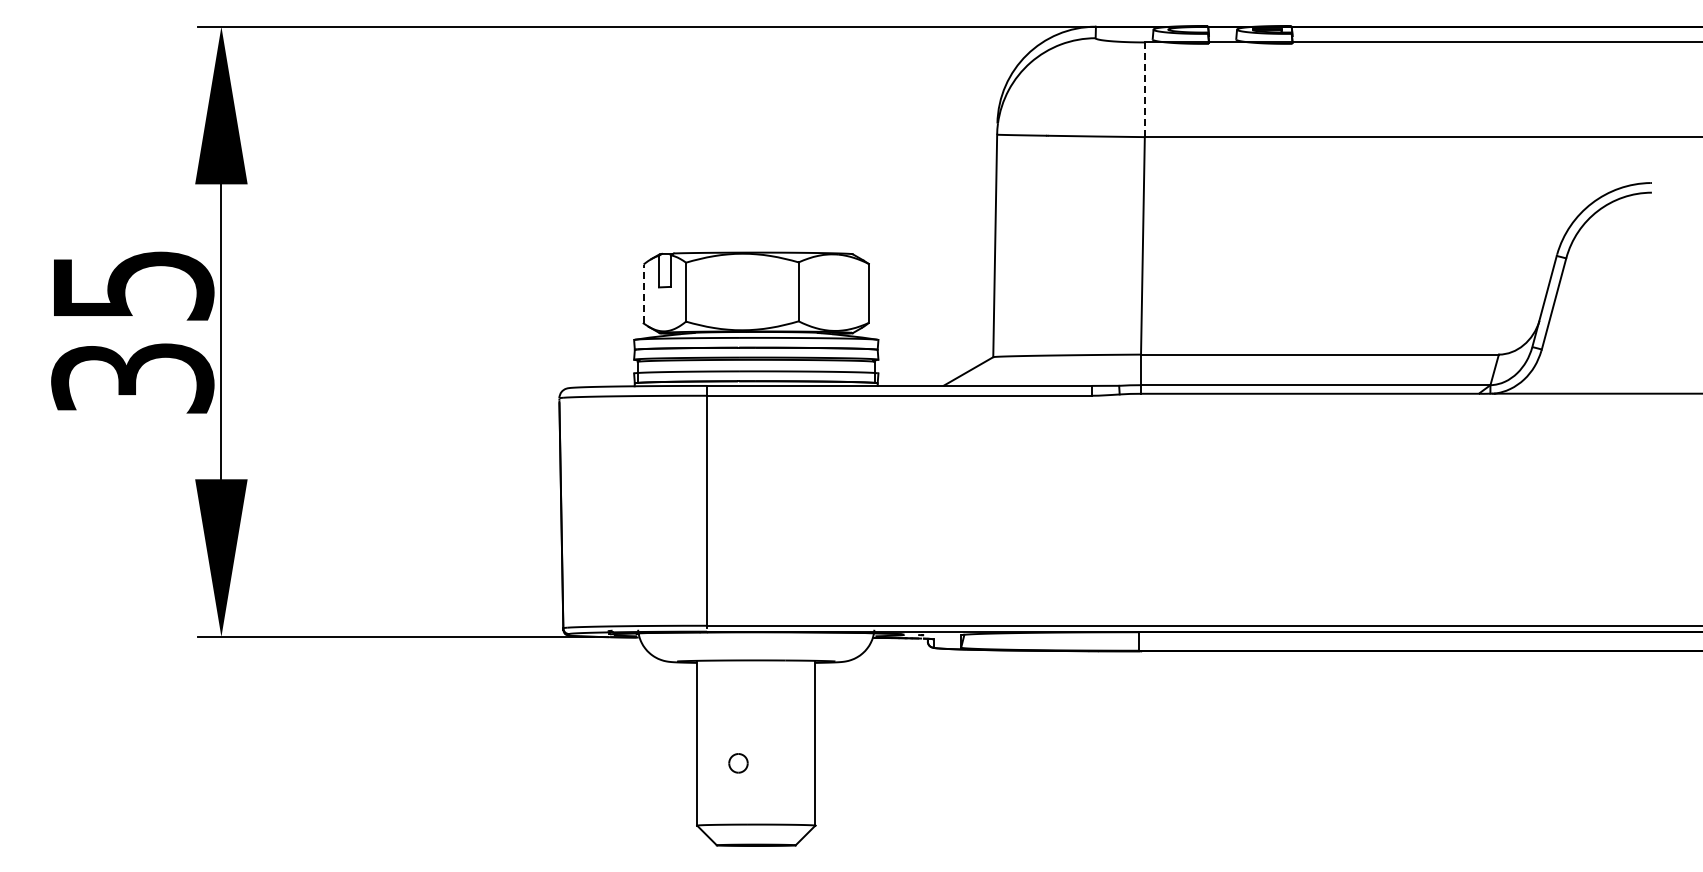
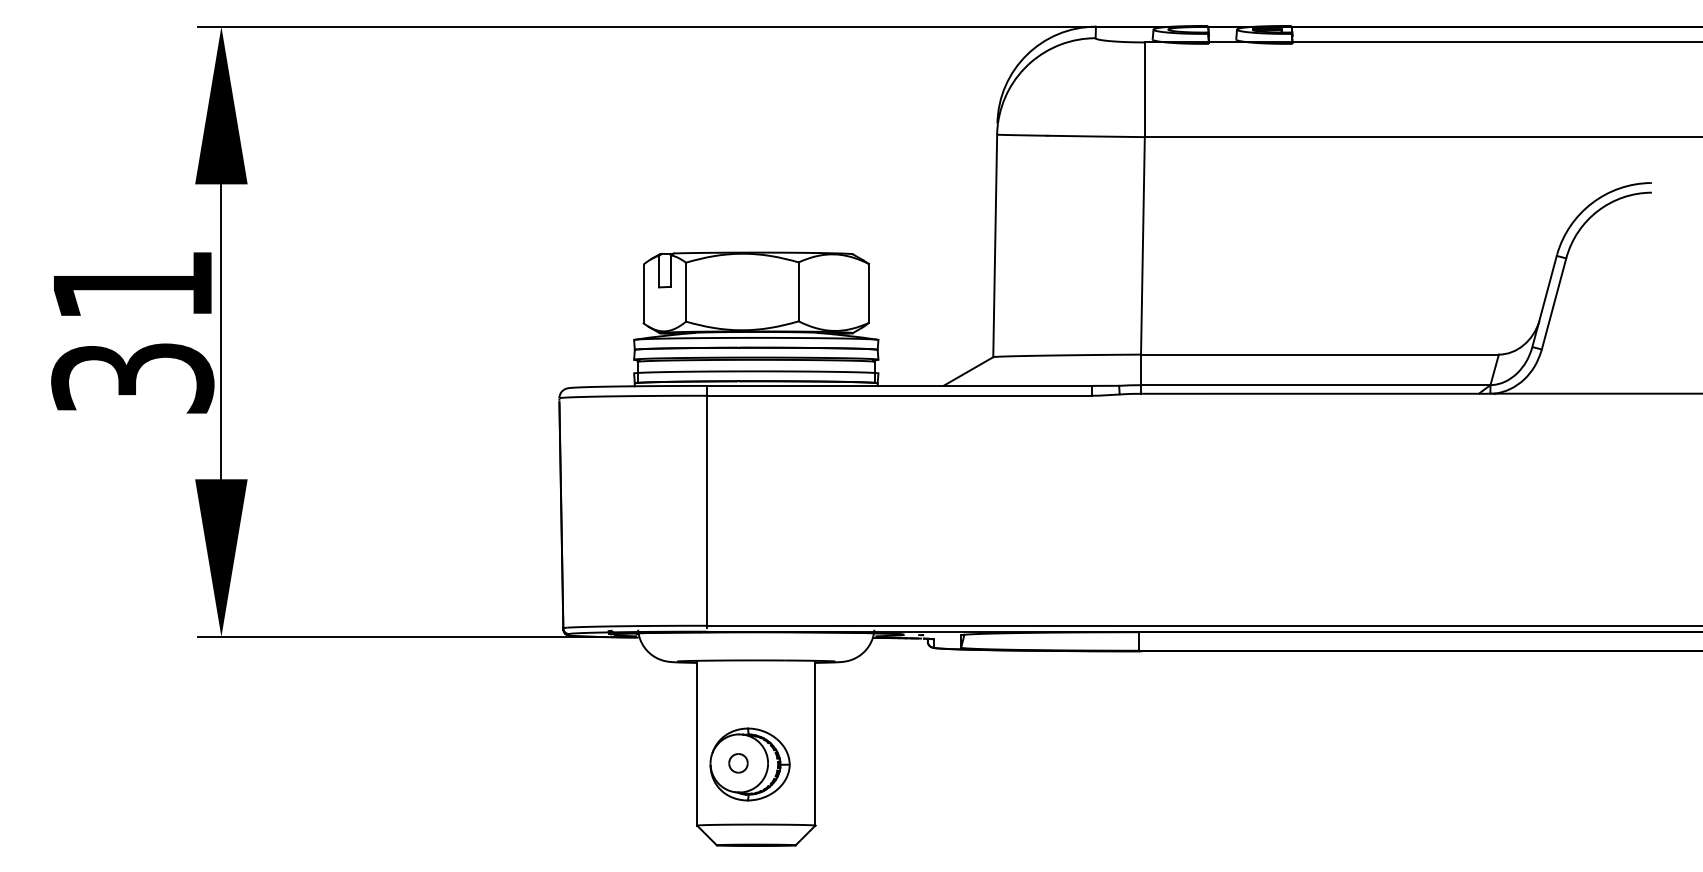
line: dashed -> solid (1144, 89)
text: 35 -> 31 (134, 285)
line: dashed -> solid (643, 293)
part: none -> present (749, 764)
